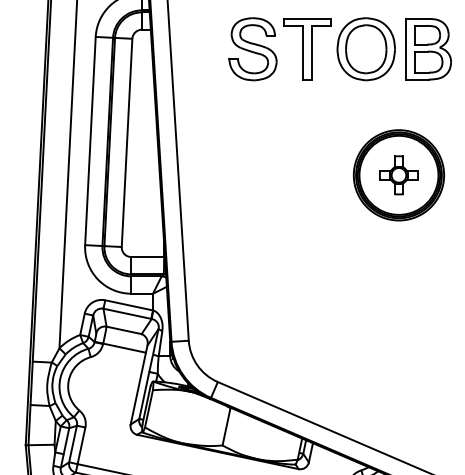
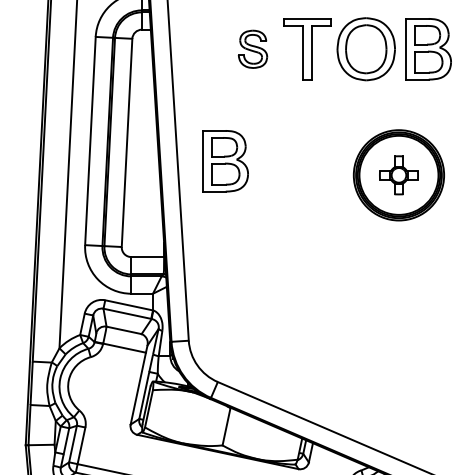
part size: 50x65 px -> 32x40 px (252, 48)
part: none -> present (225, 161)
